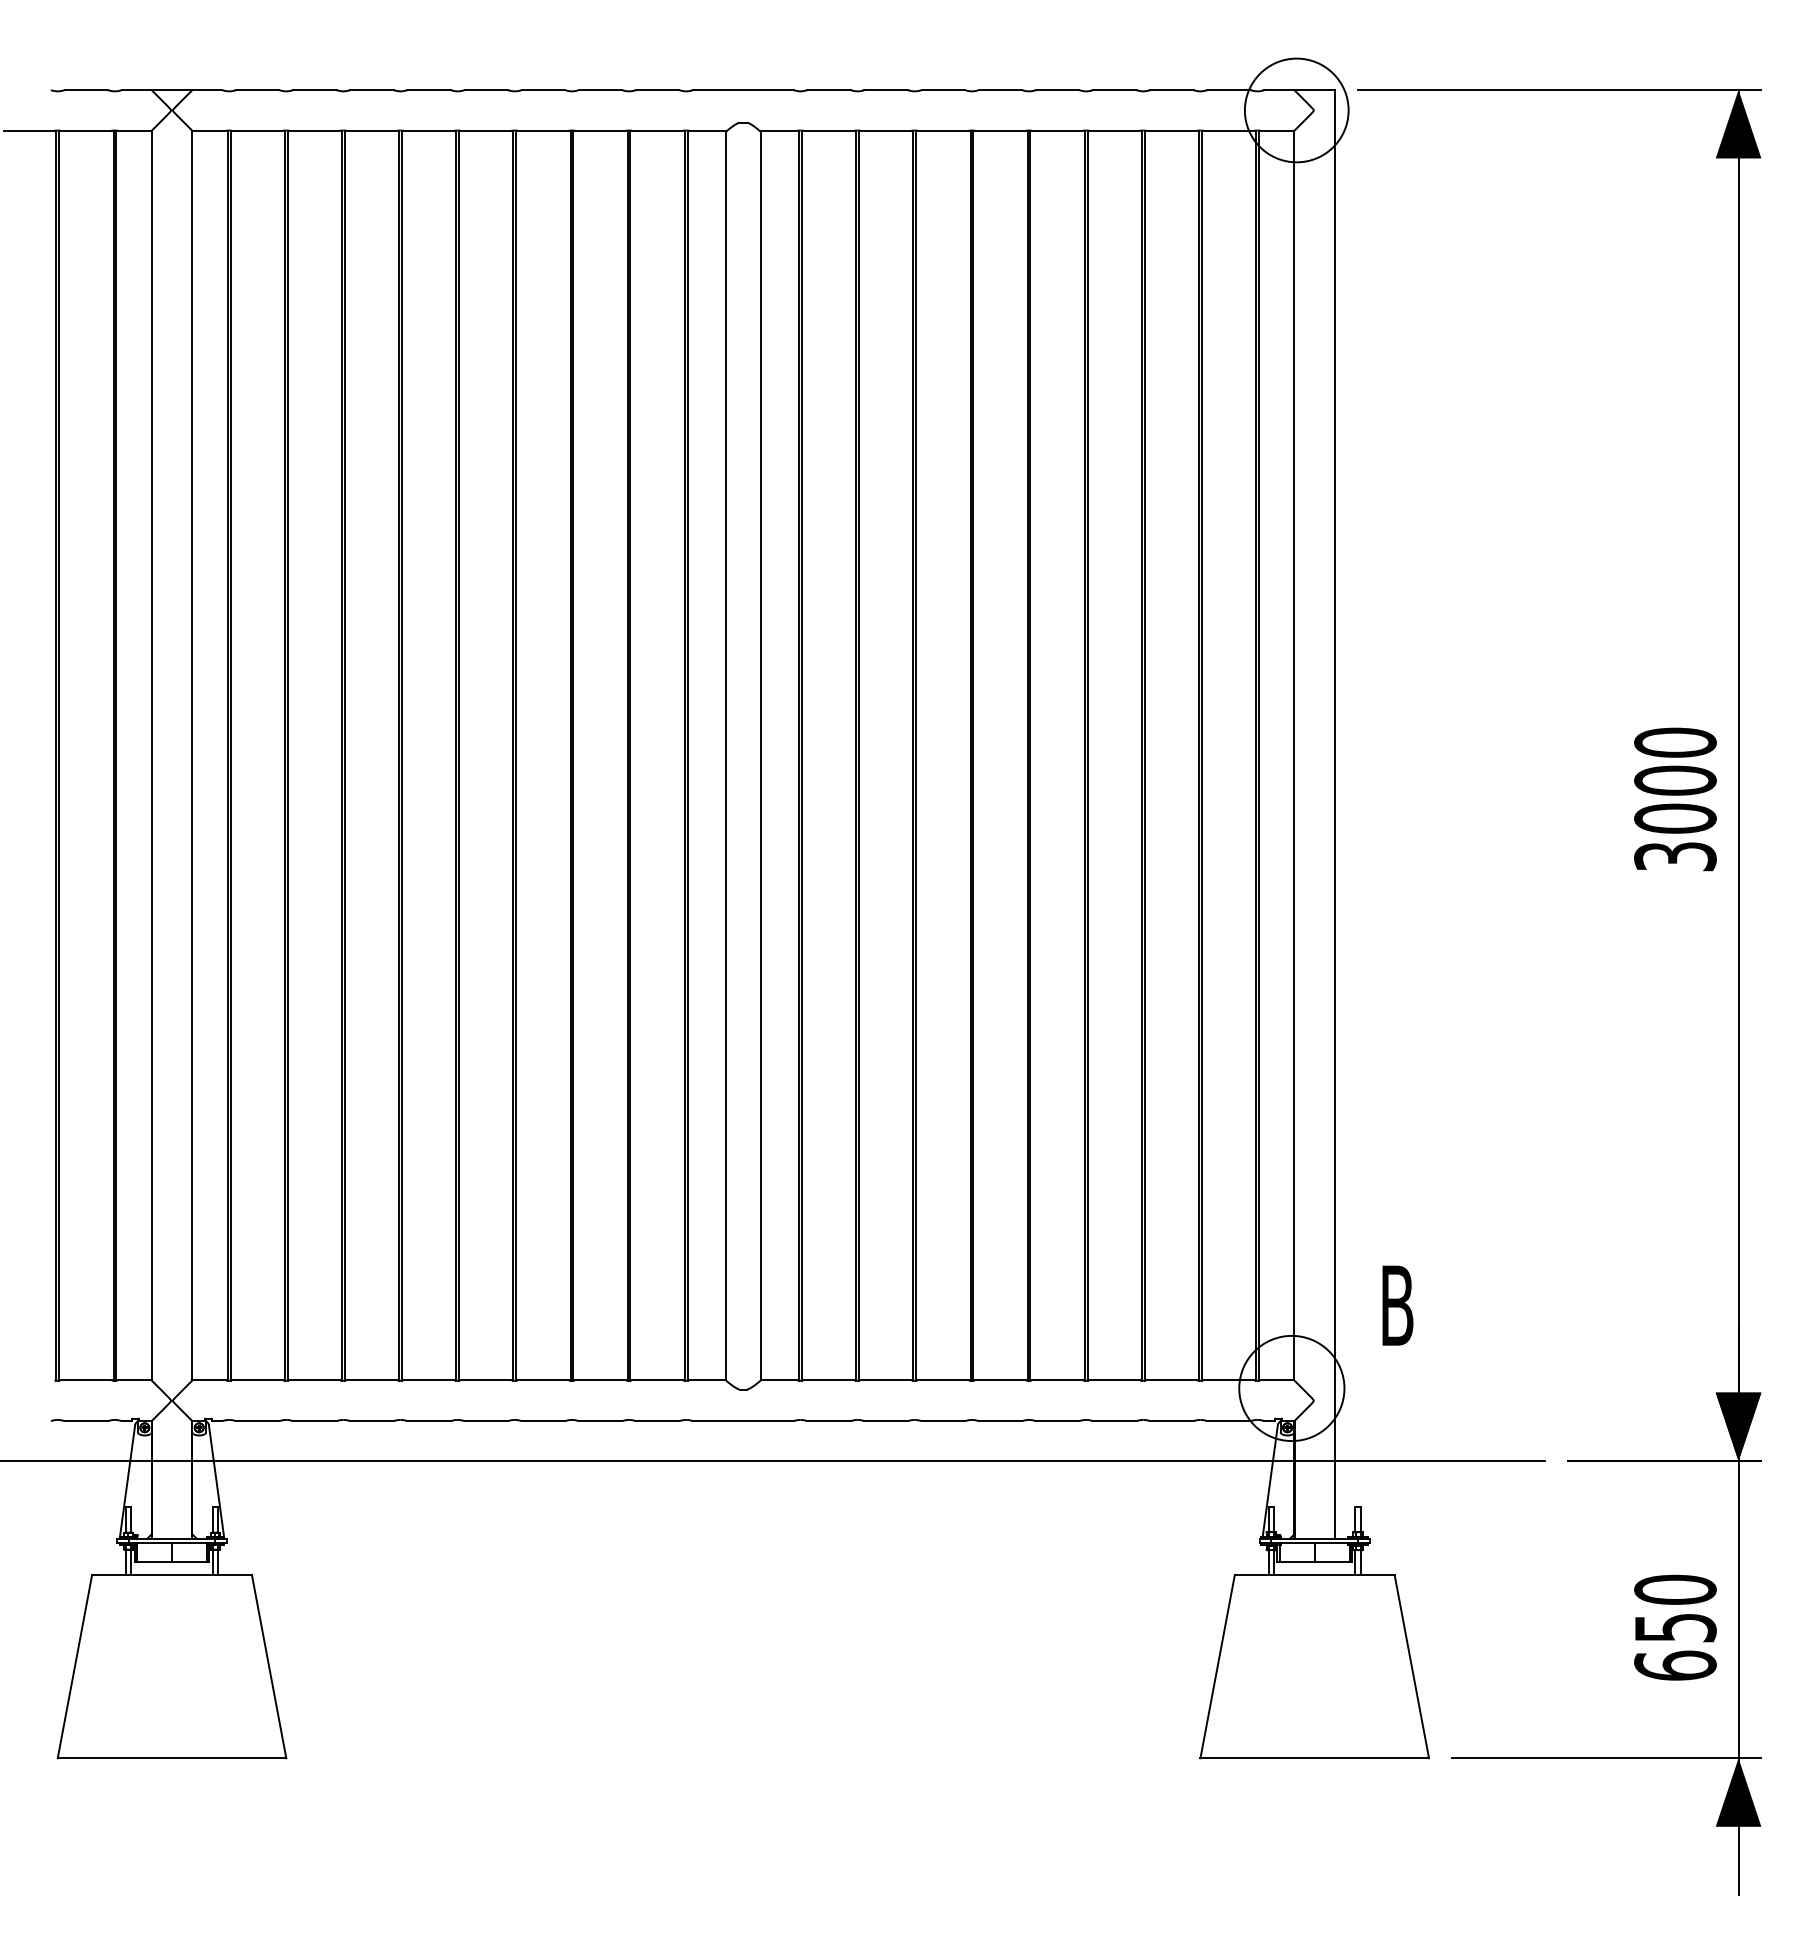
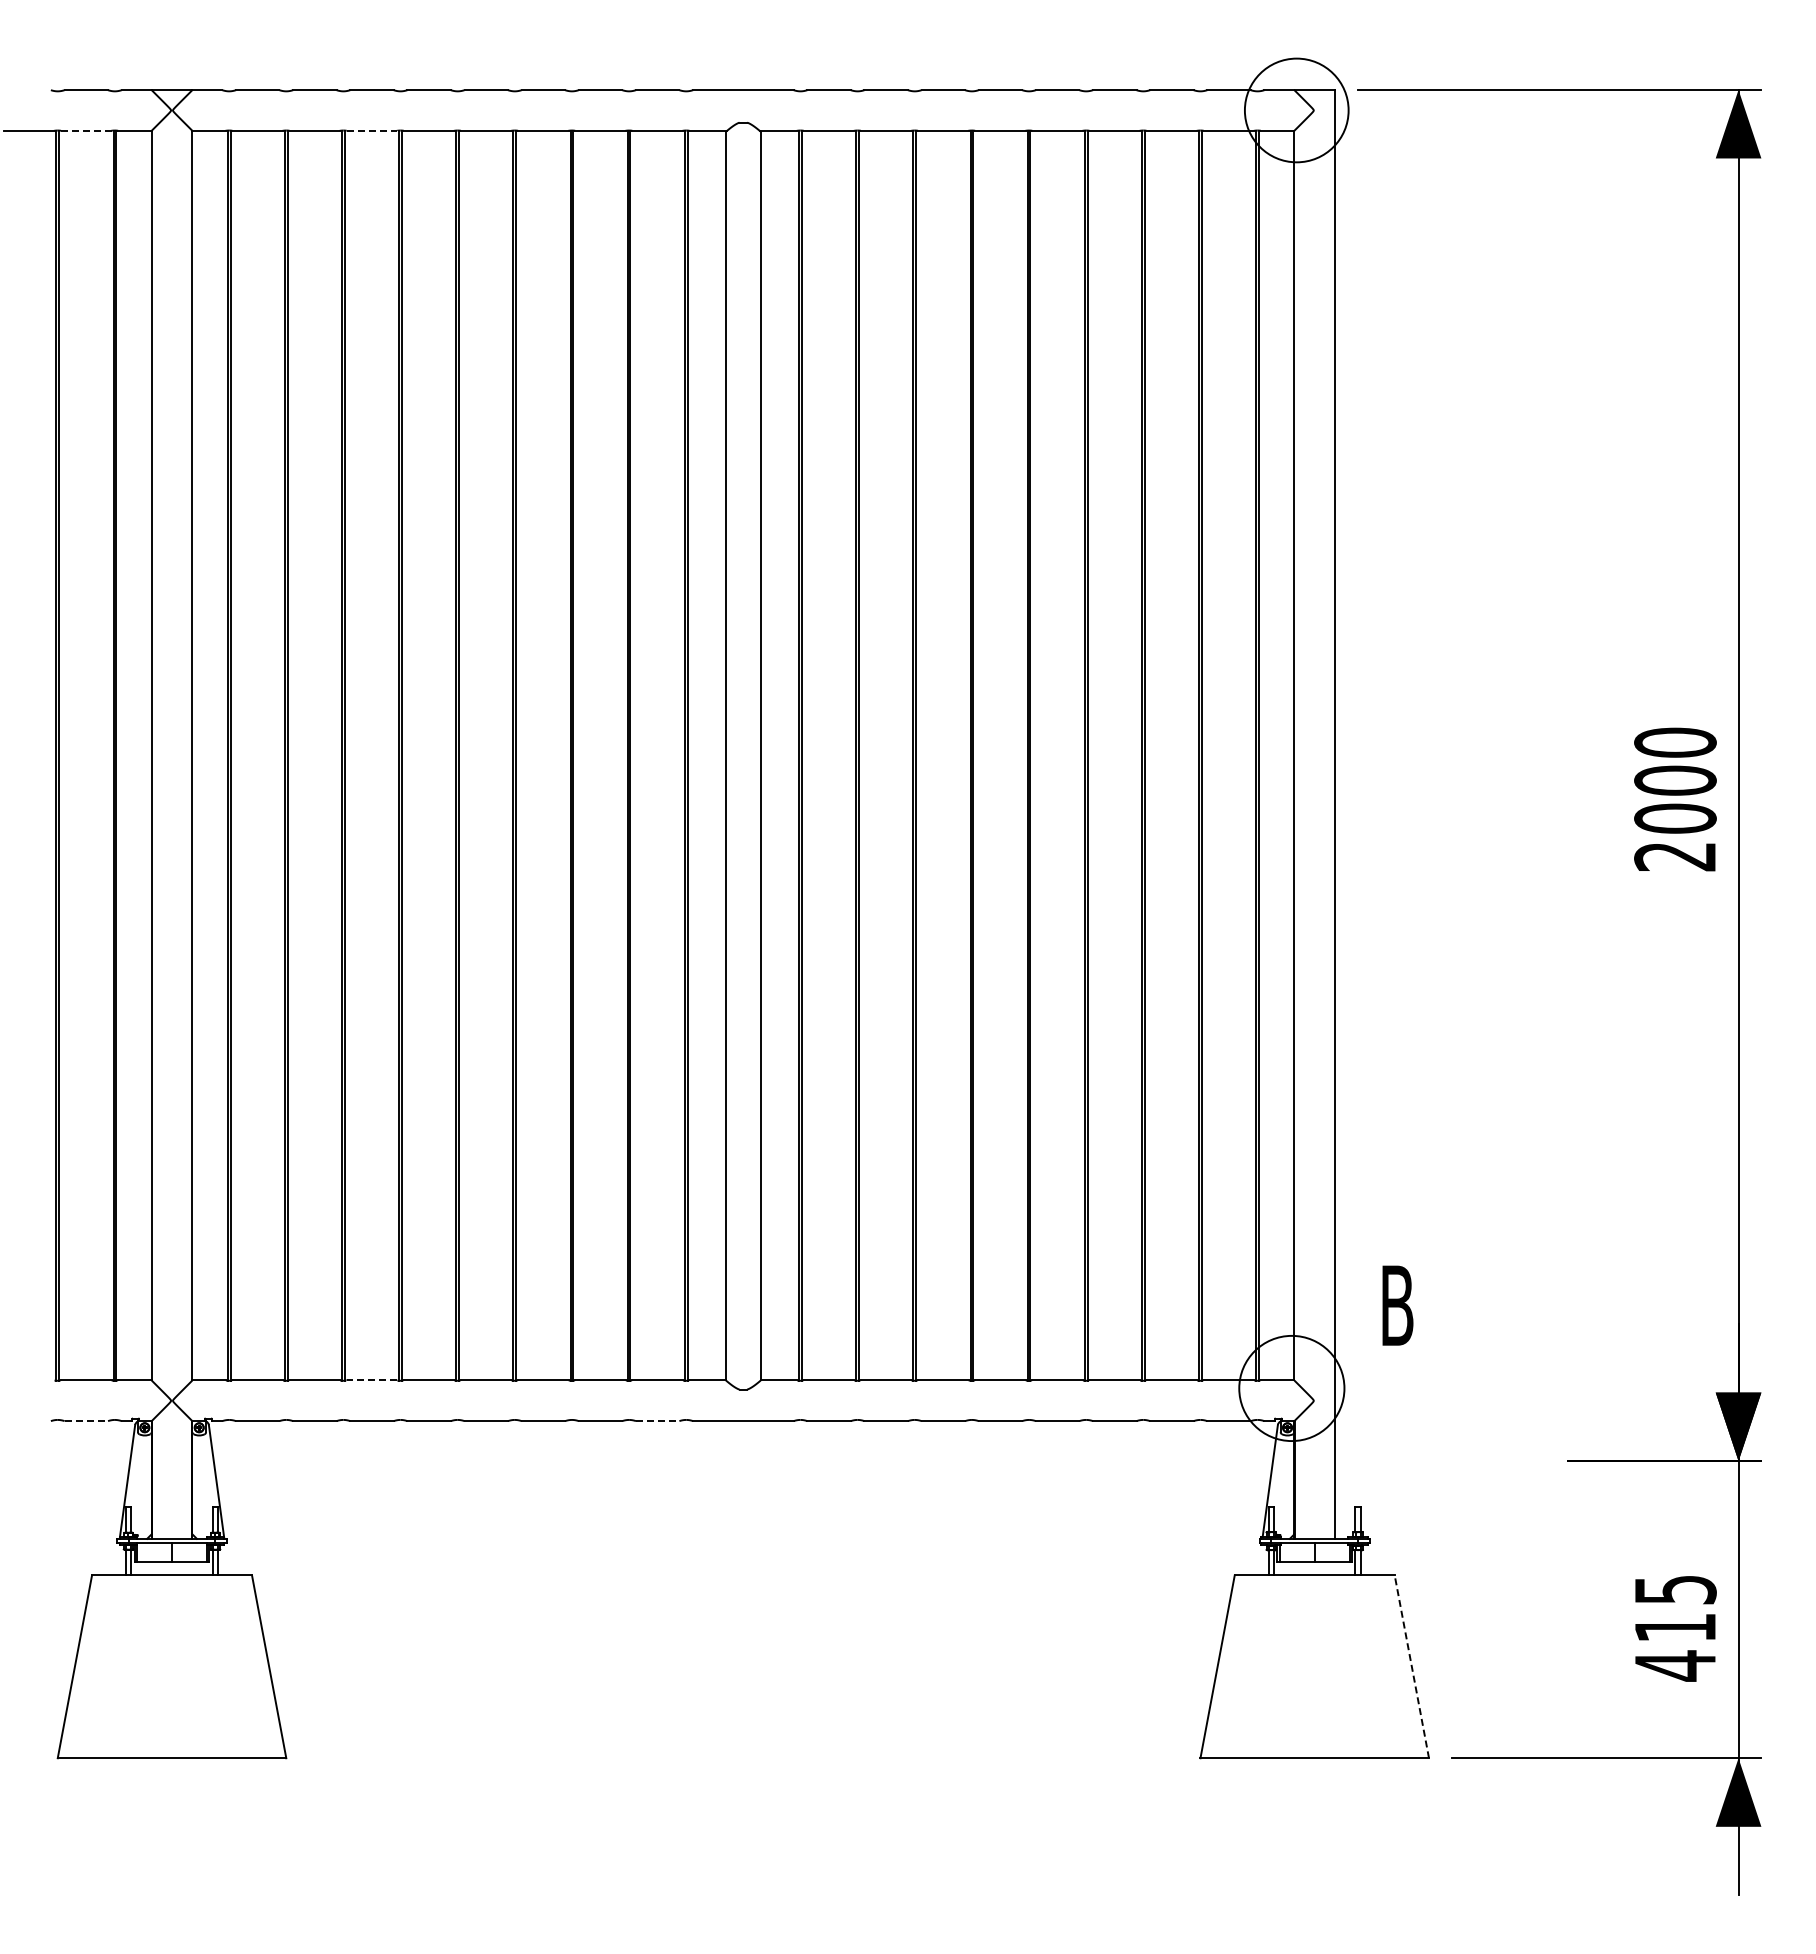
line: solid -> dashed (86, 130)
line: solid -> dashed (372, 130)
text: 3000 -> 2000 (1675, 856)
line: solid -> dashed (371, 1380)
line: solid -> dashed (86, 1421)
line: solid -> dashed (657, 1421)
line: present -> none (773, 1461)
text: 650 -> 415 (1675, 1627)
line: solid -> dashed (1411, 1666)
